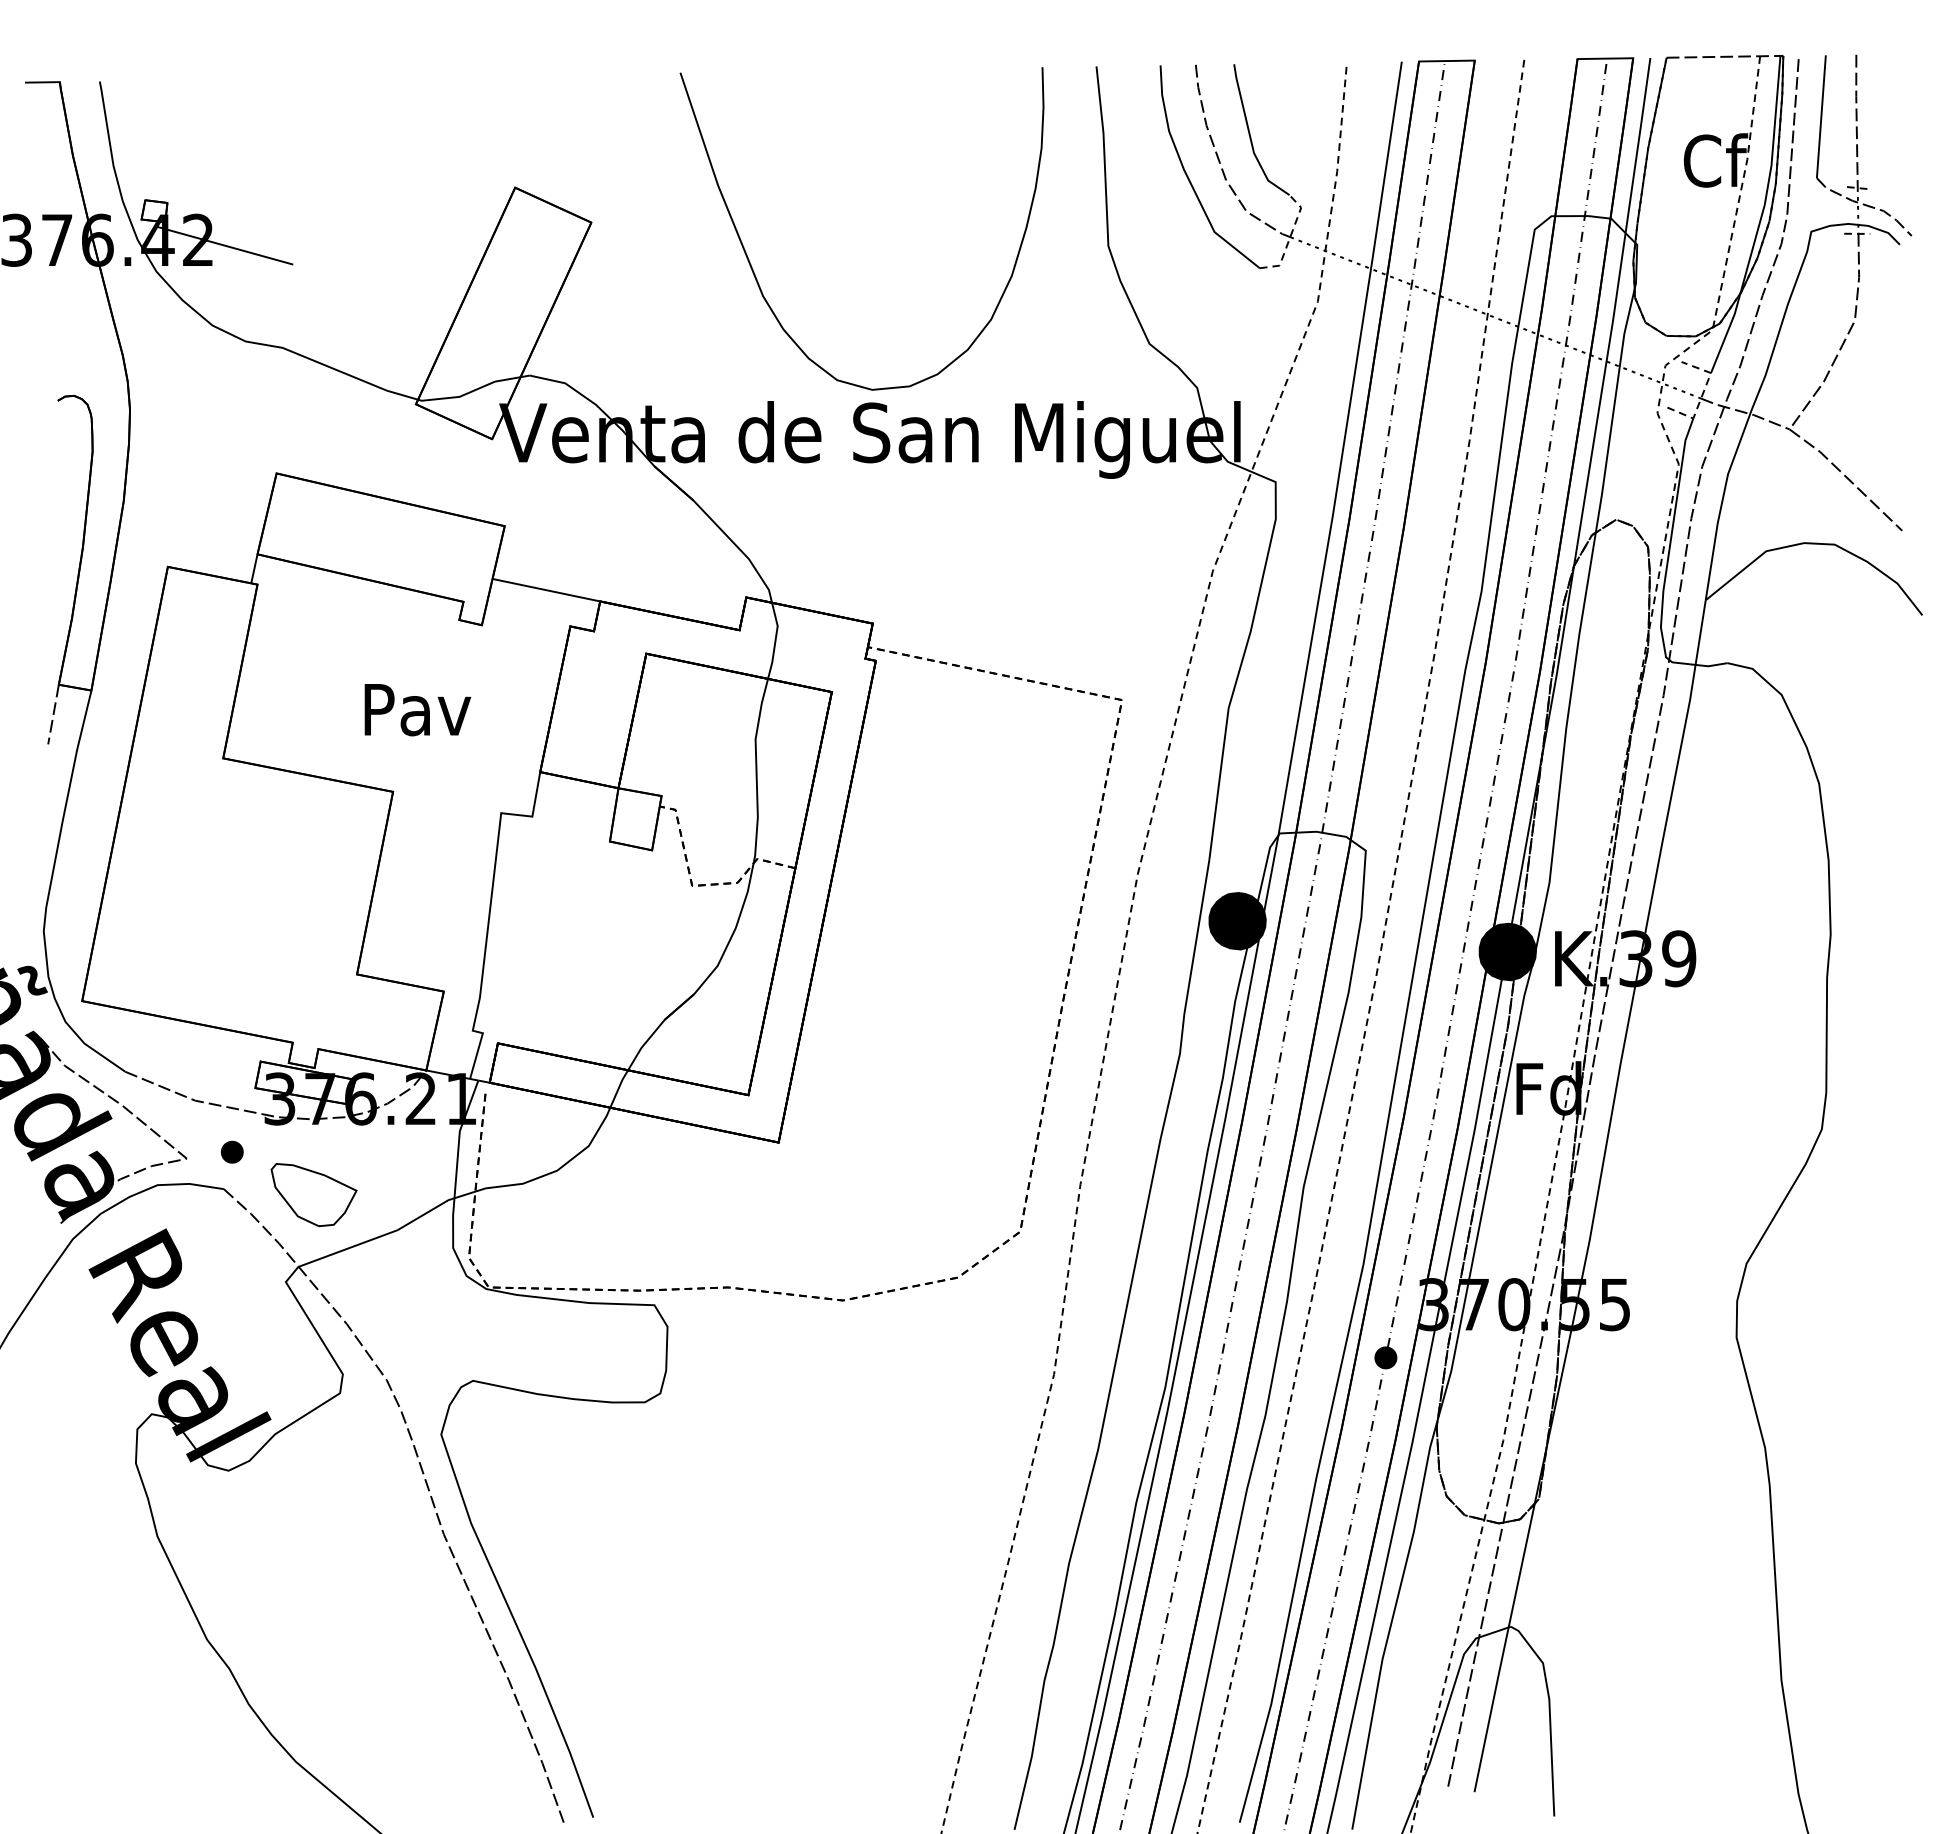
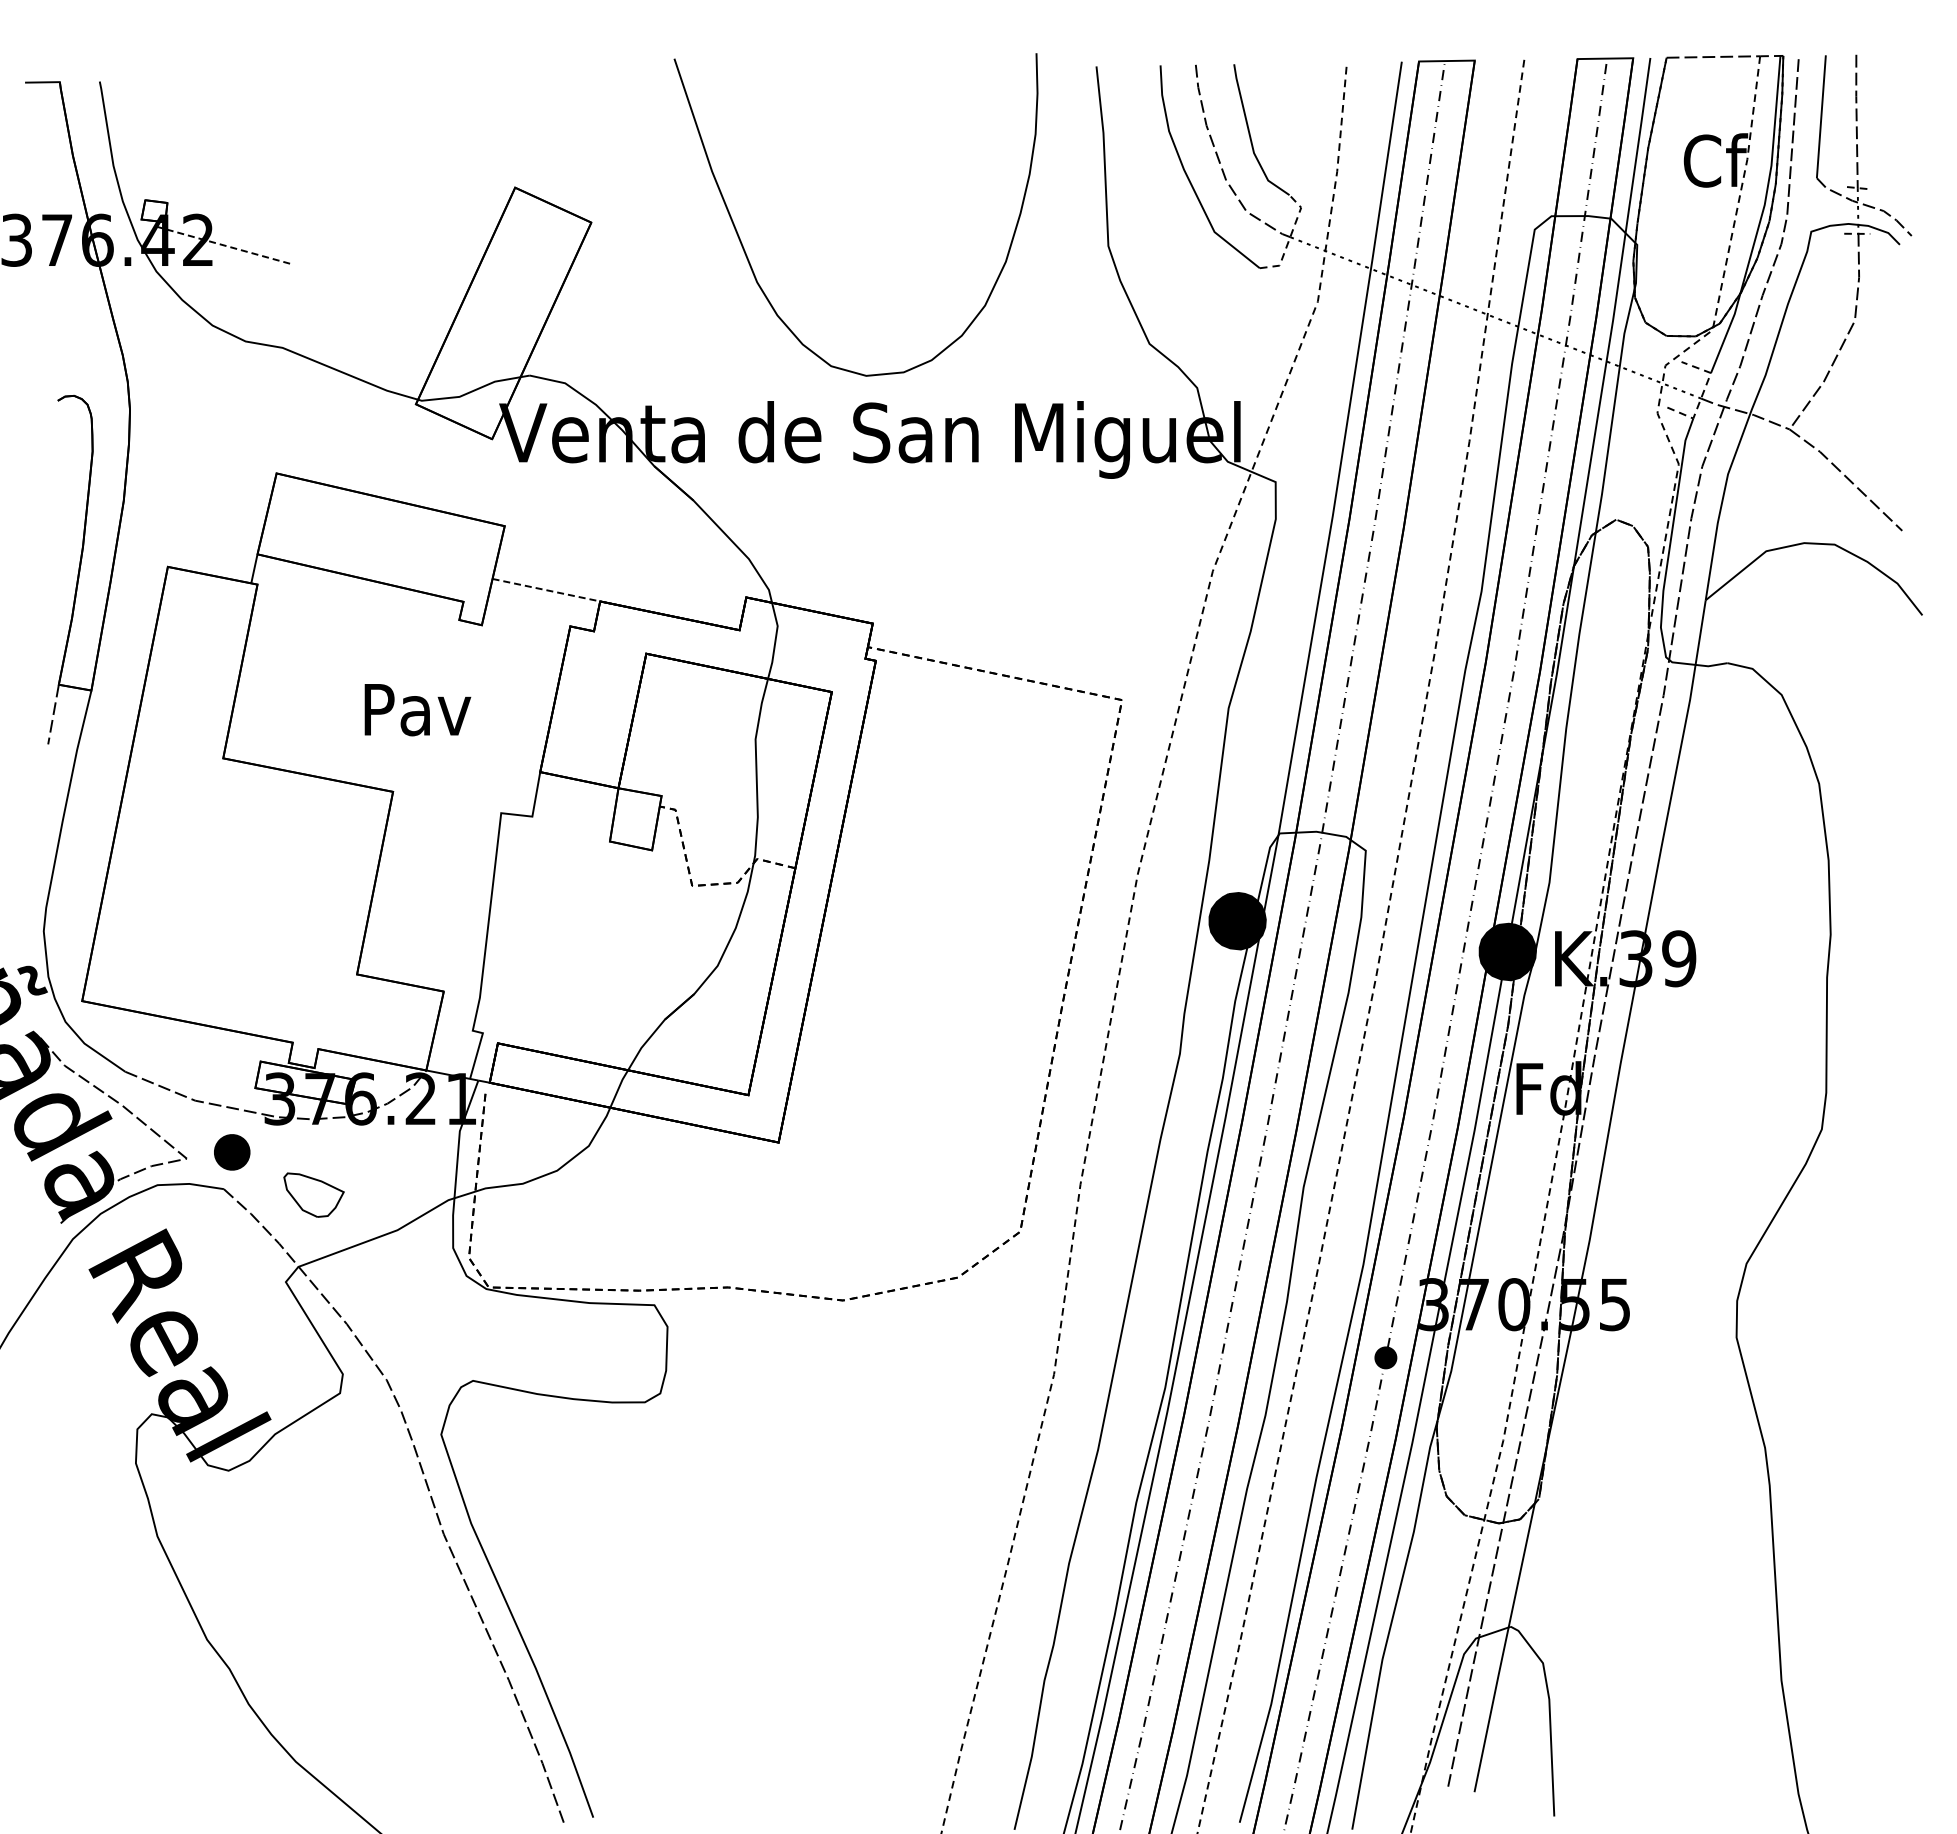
line: solid -> dashed (225, 245)
curve position: (754, 271) -> (748, 257) (748, 257)
line: solid -> dashed (546, 590)
part size: 23x24 px -> 37x37 px (232, 1152)
part size: 88x65 px -> 62x46 px (313, 1194)
